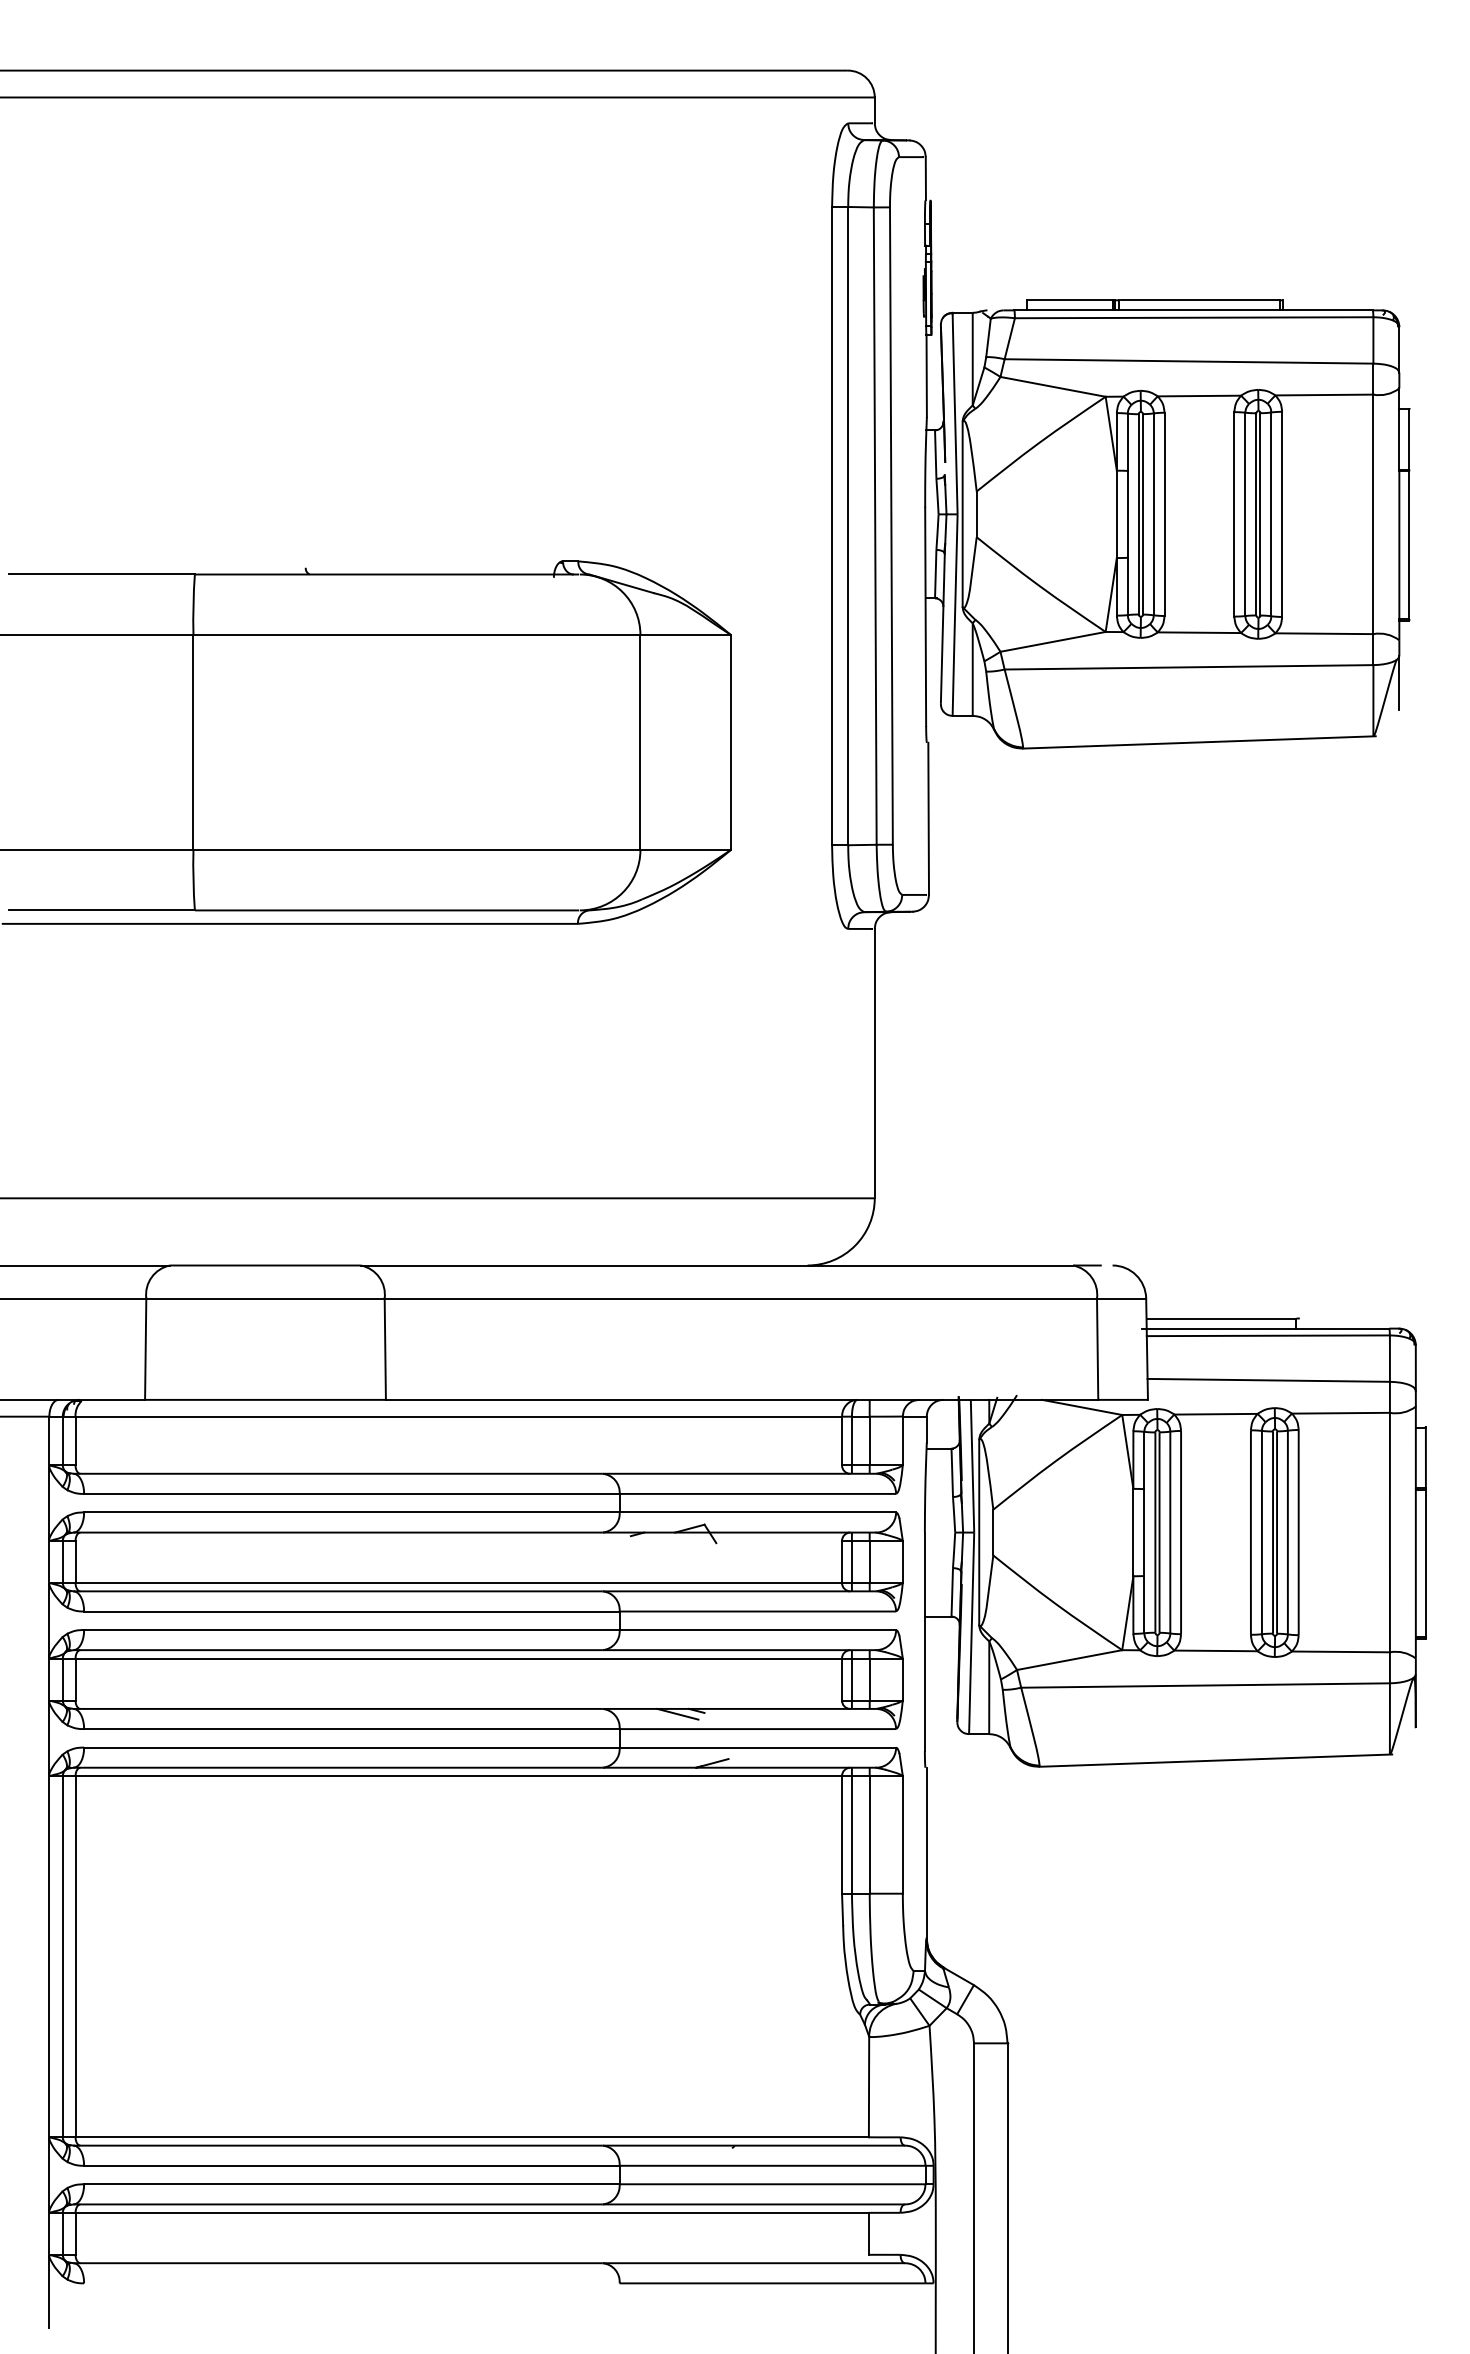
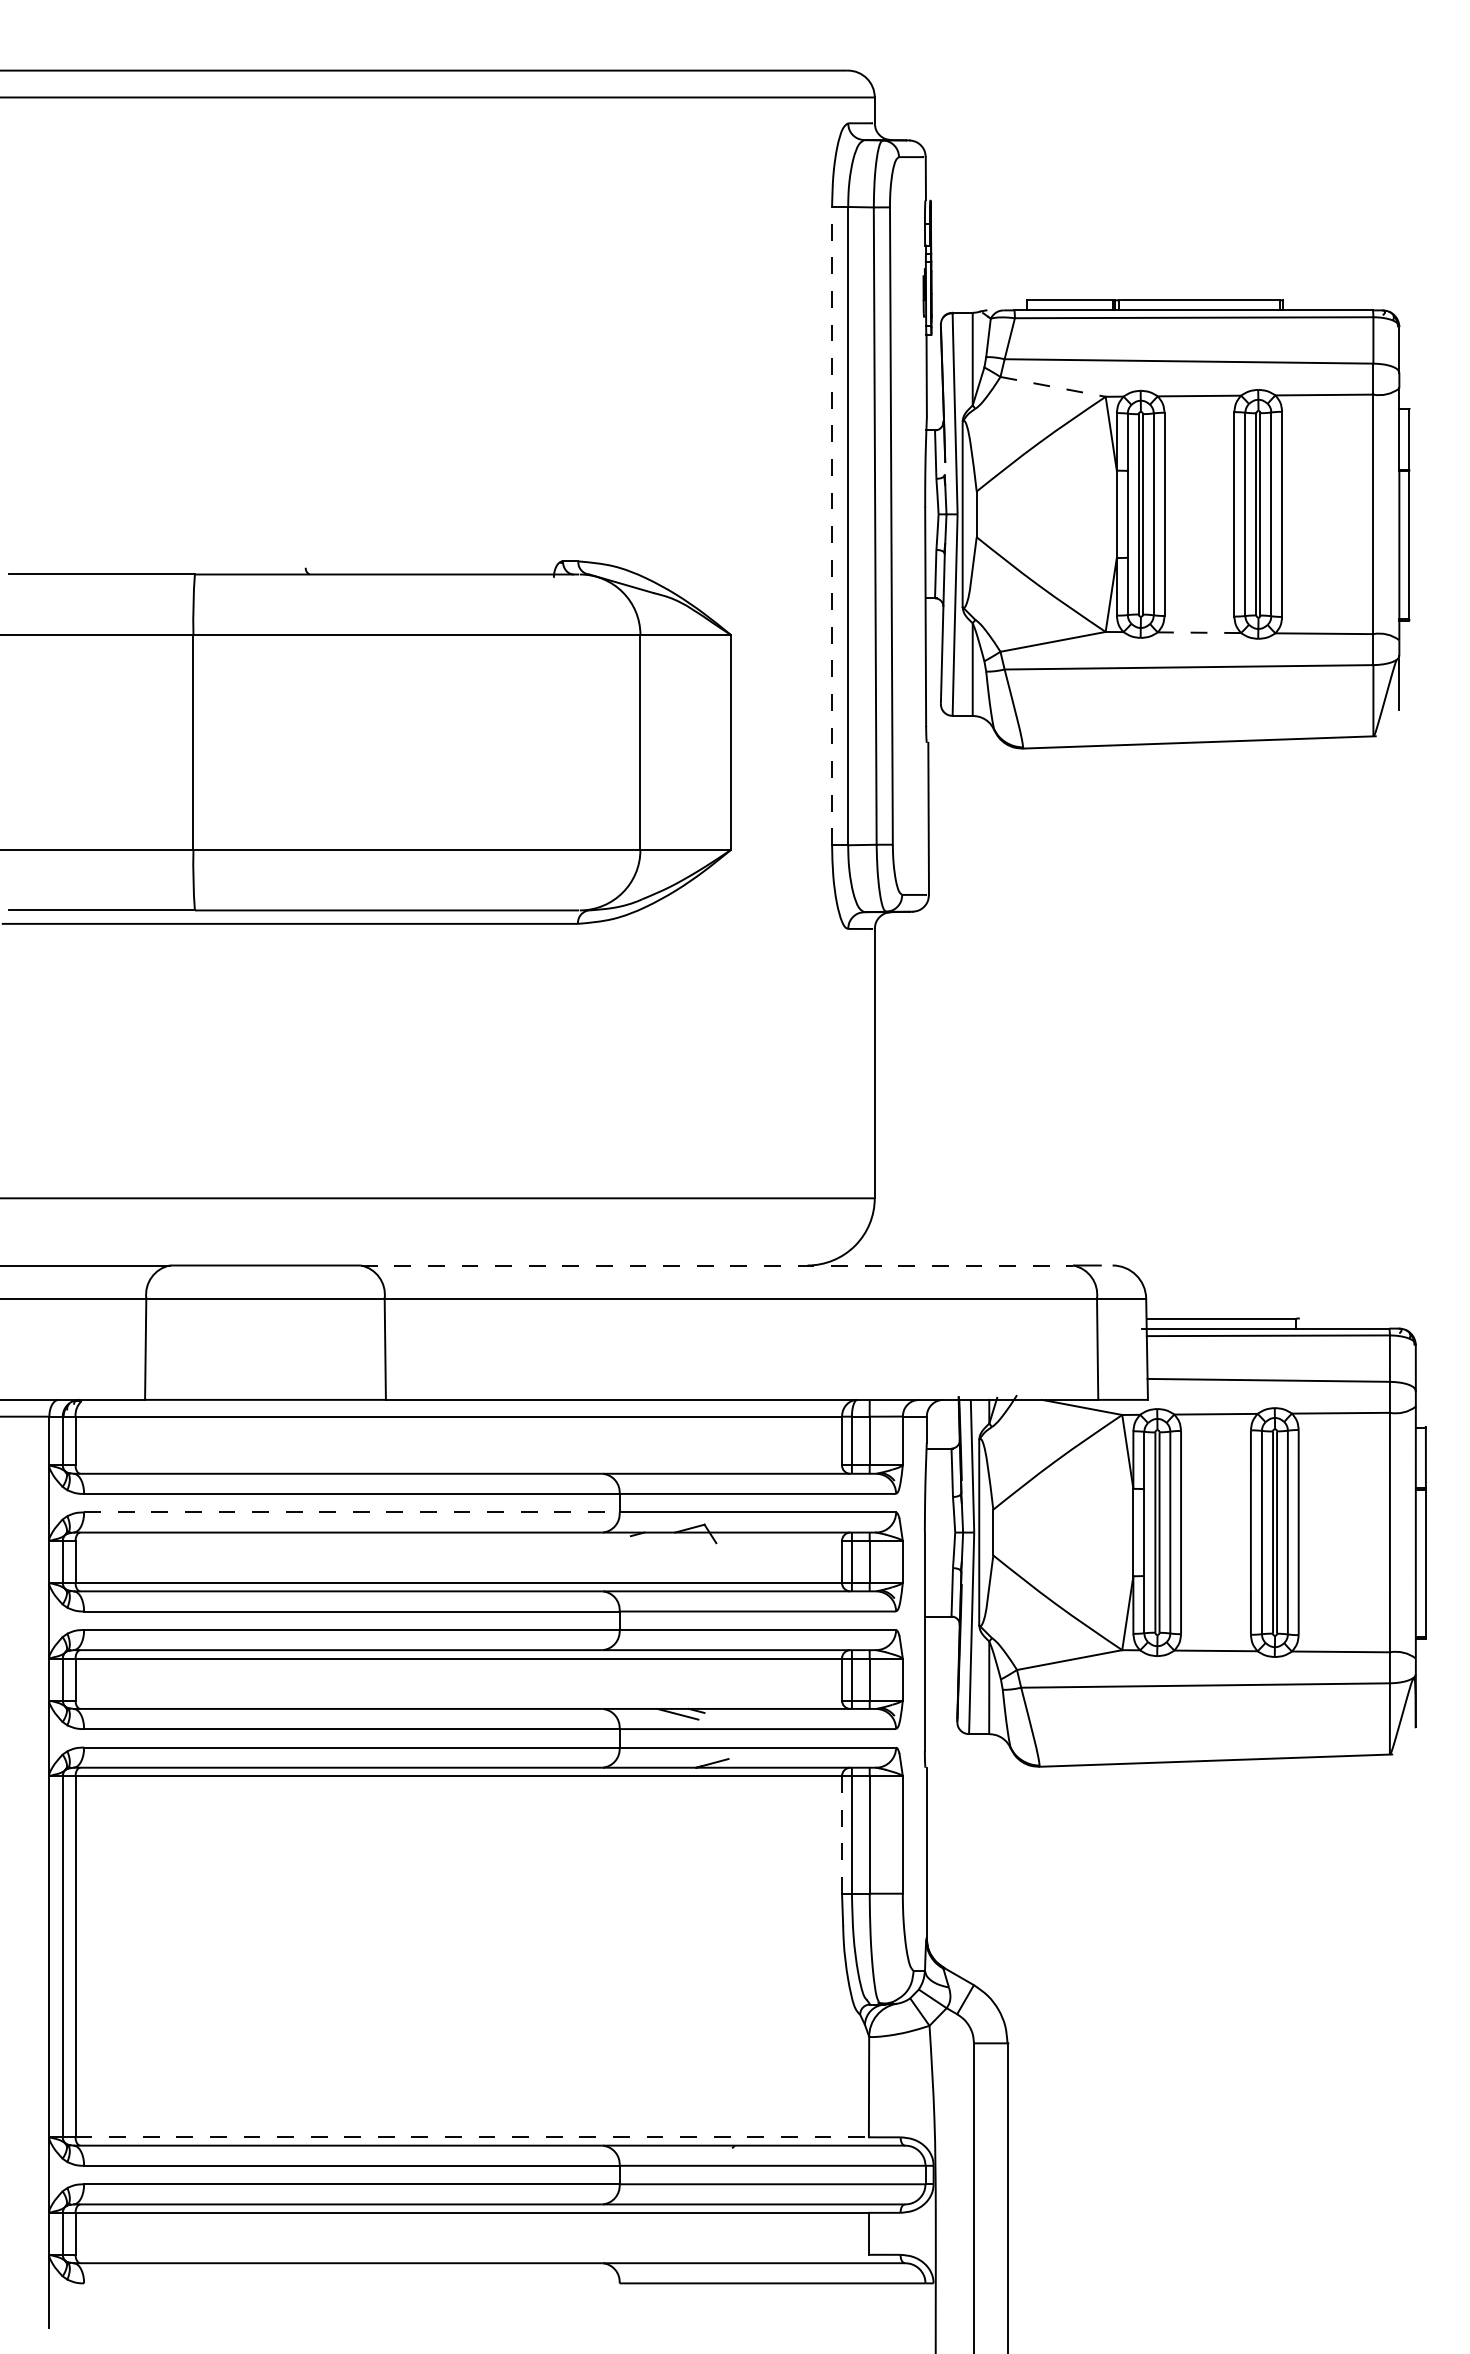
line: solid -> dashed (1053, 386)
line: solid -> dashed (832, 525)
line: solid -> dashed (1199, 632)
line: solid -> dashed (717, 1265)
line: solid -> dashed (351, 1512)
line: solid -> dashed (842, 1834)
line: solid -> dashed (472, 2137)
